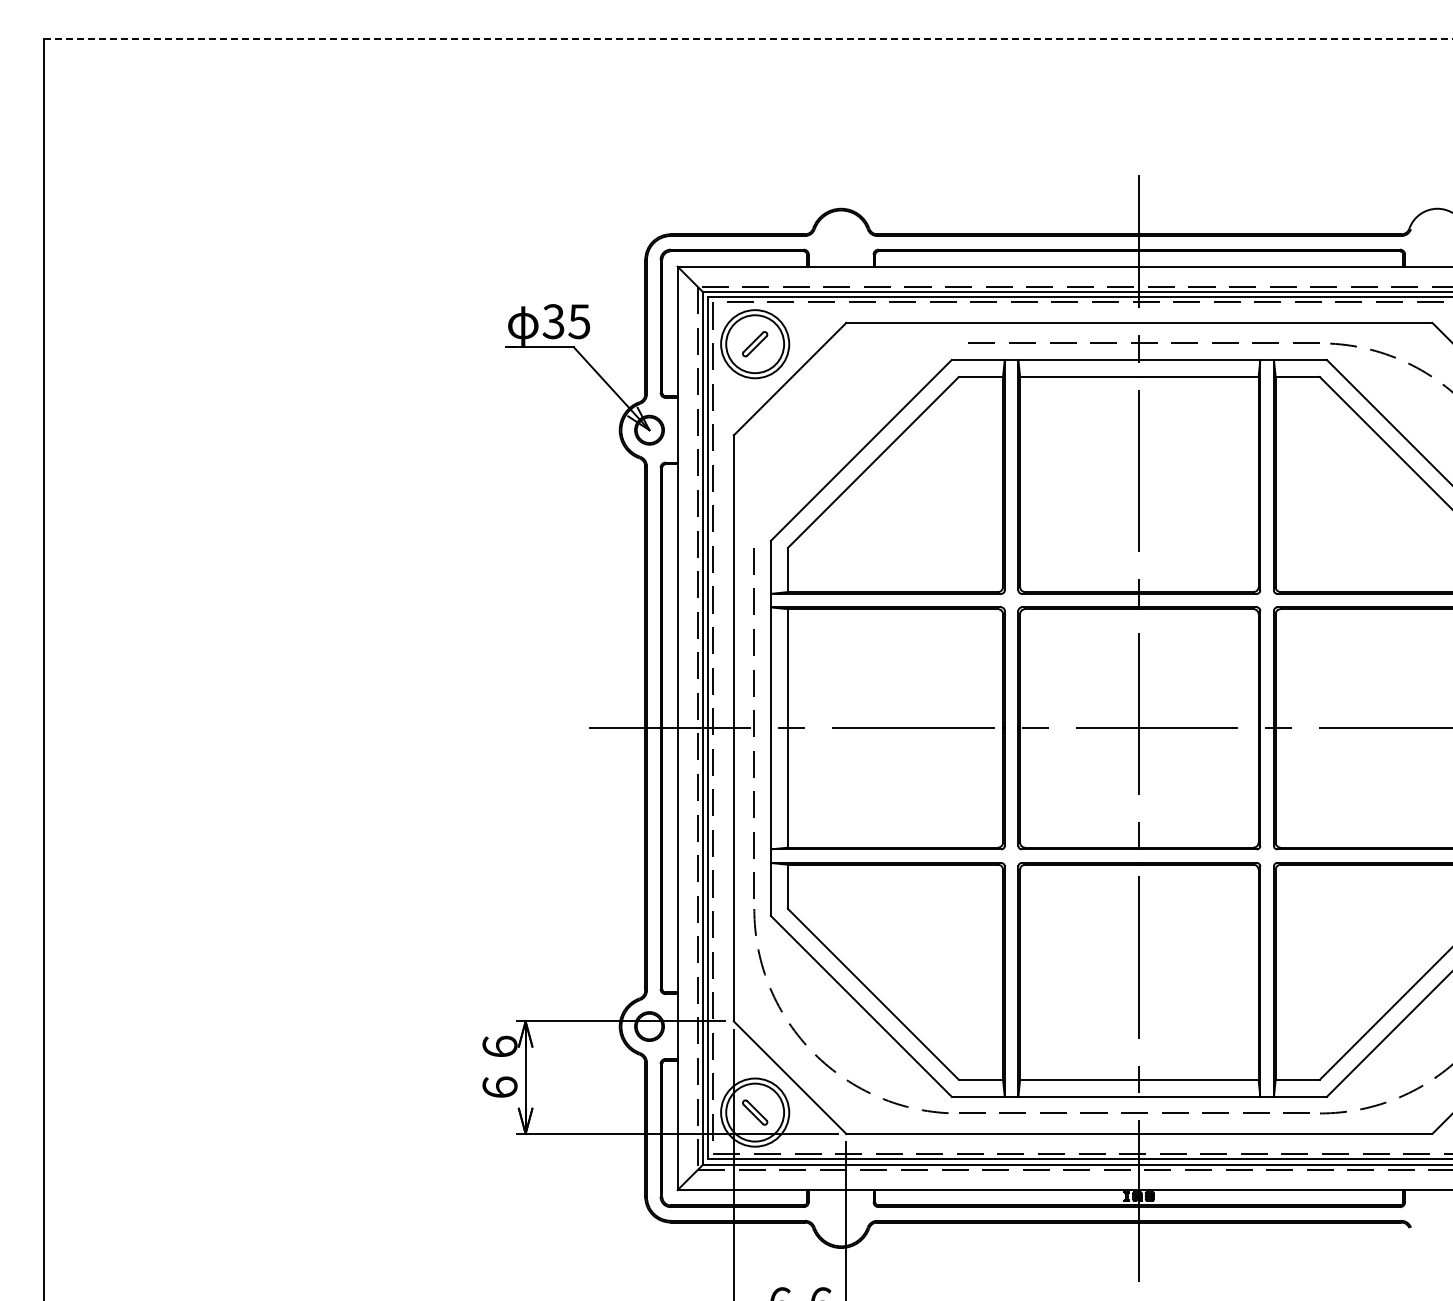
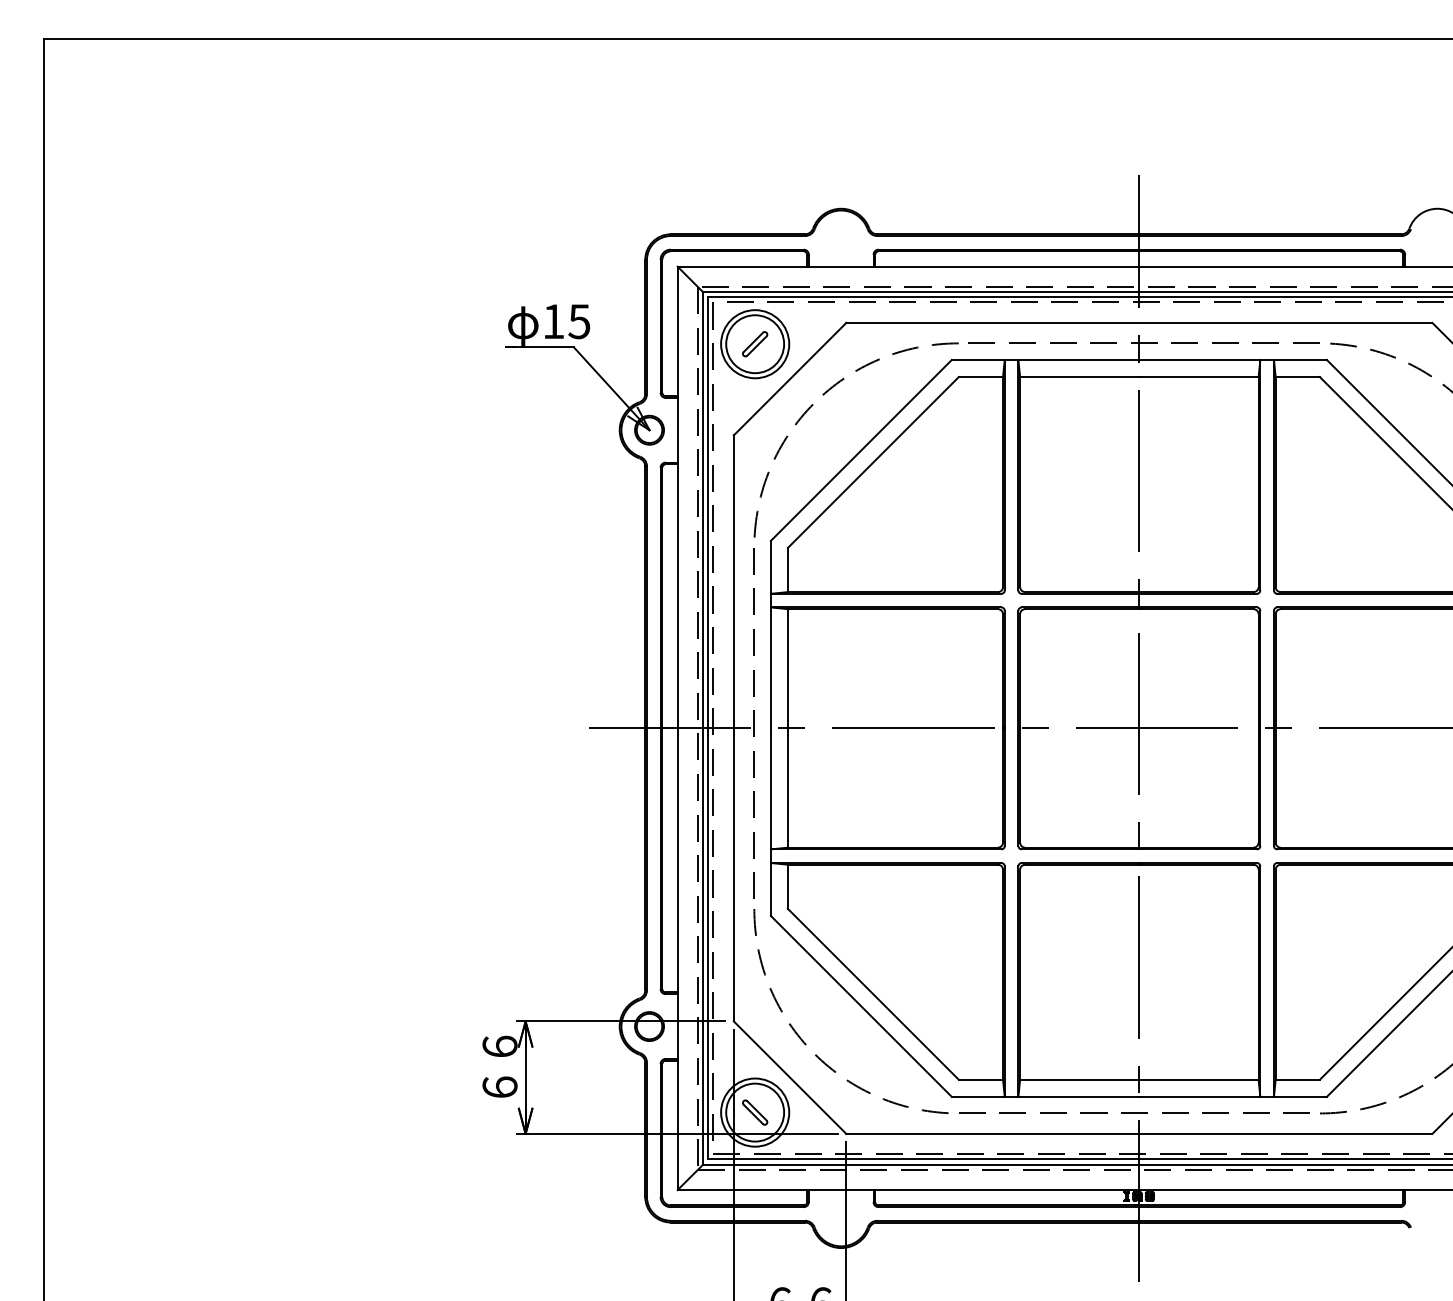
line: dashed -> solid (748, 39)
text: 35 -> 15 (553, 321)
arc: none -> present (813, 405)
